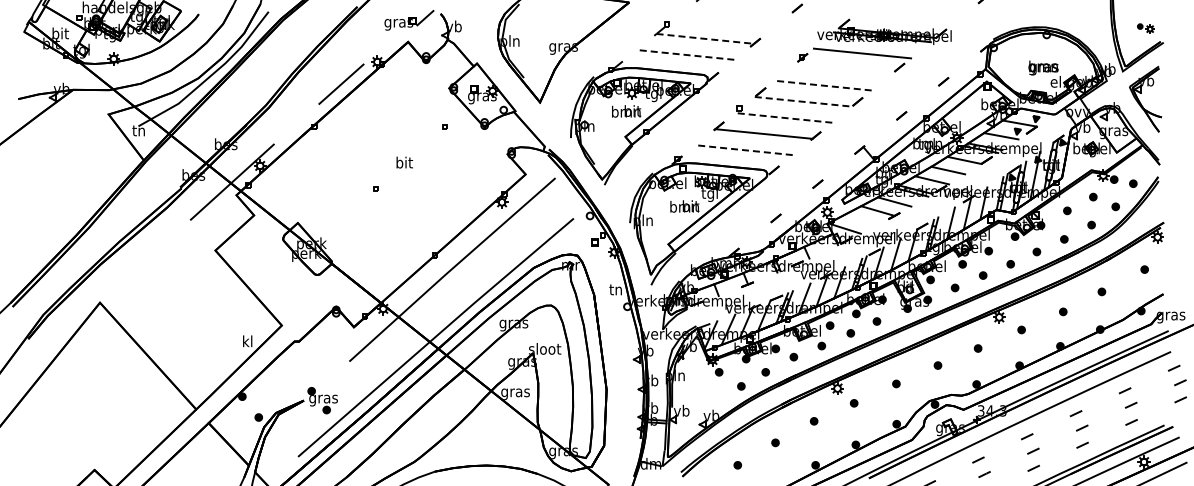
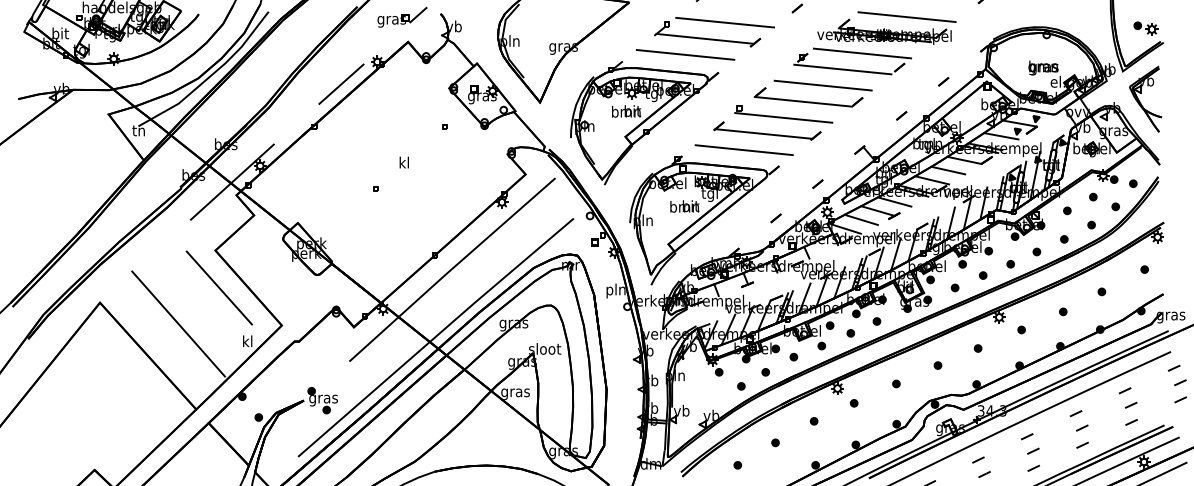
line: none -> present (906, 17)
part position: (409, 19) -> (402, 16) (402, 16)
line: none -> present (725, 22)
part size: 18x11 px -> 26x15 px (1145, 28)
line: dashed -> solid (705, 38)
line: dashed -> solid (685, 54)
line: none -> present (842, 69)
line: dashed -> solid (823, 85)
line: dashed -> solid (803, 101)
line: dashed -> solid (783, 117)
line: dashed -> solid (744, 150)
text: bit -> kl (404, 162)
line: none -> present (860, 219)
line: none -> present (218, 287)
text: tn -> pln (615, 290)
line: none -> present (178, 323)
